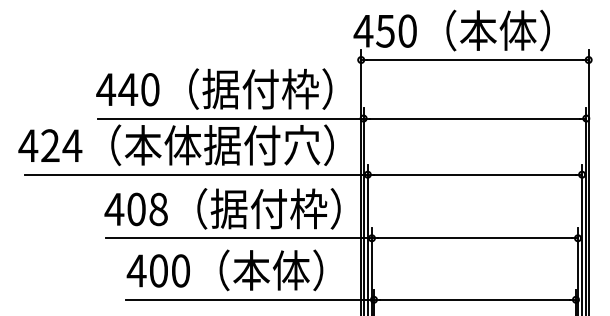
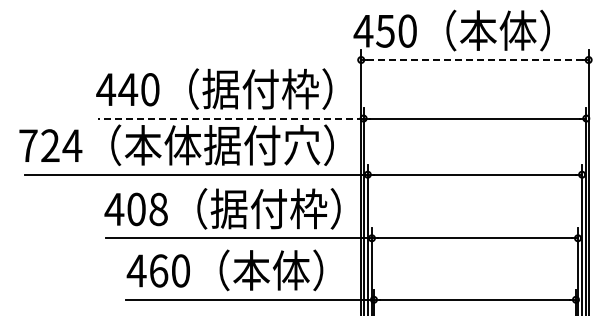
line: solid -> dashed (474, 60)
line: solid -> dashed (230, 118)
text: 424 -> 724 (28, 145)
text: 400 -> 460 (159, 270)
